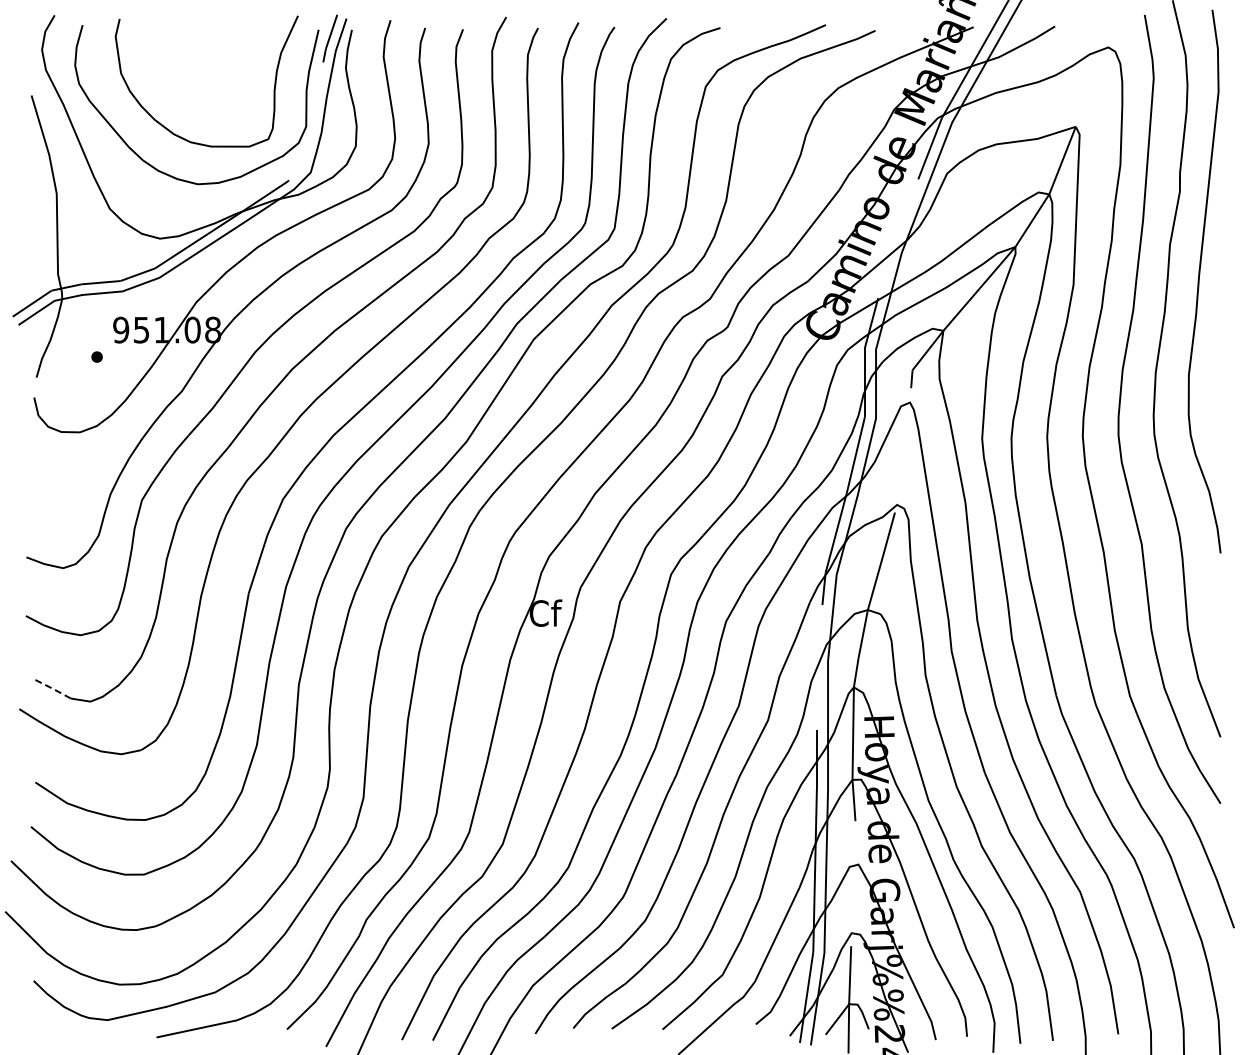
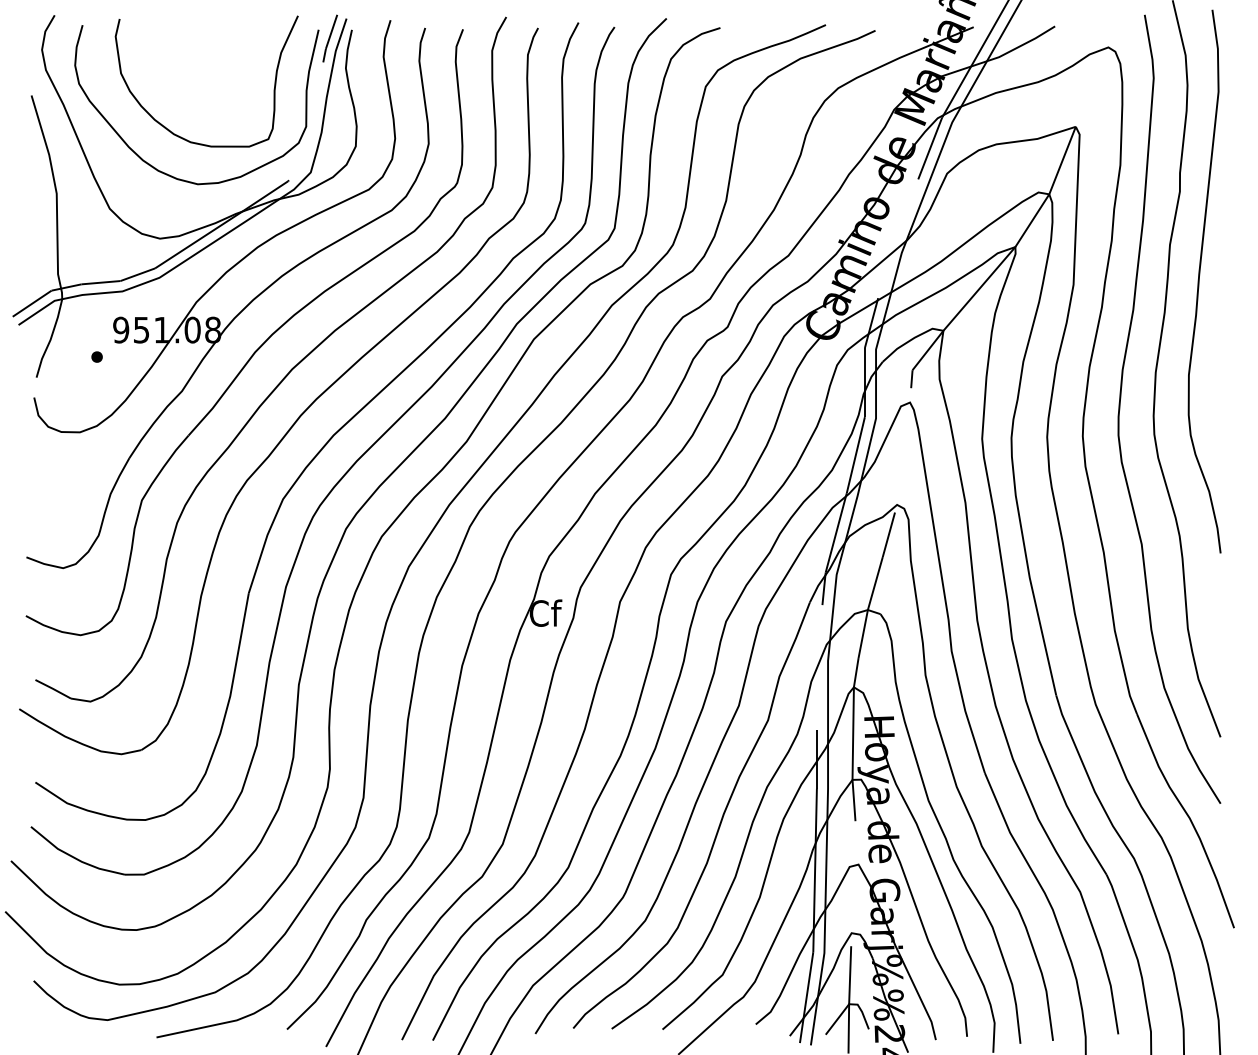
line: dashed -> solid (53, 688)
